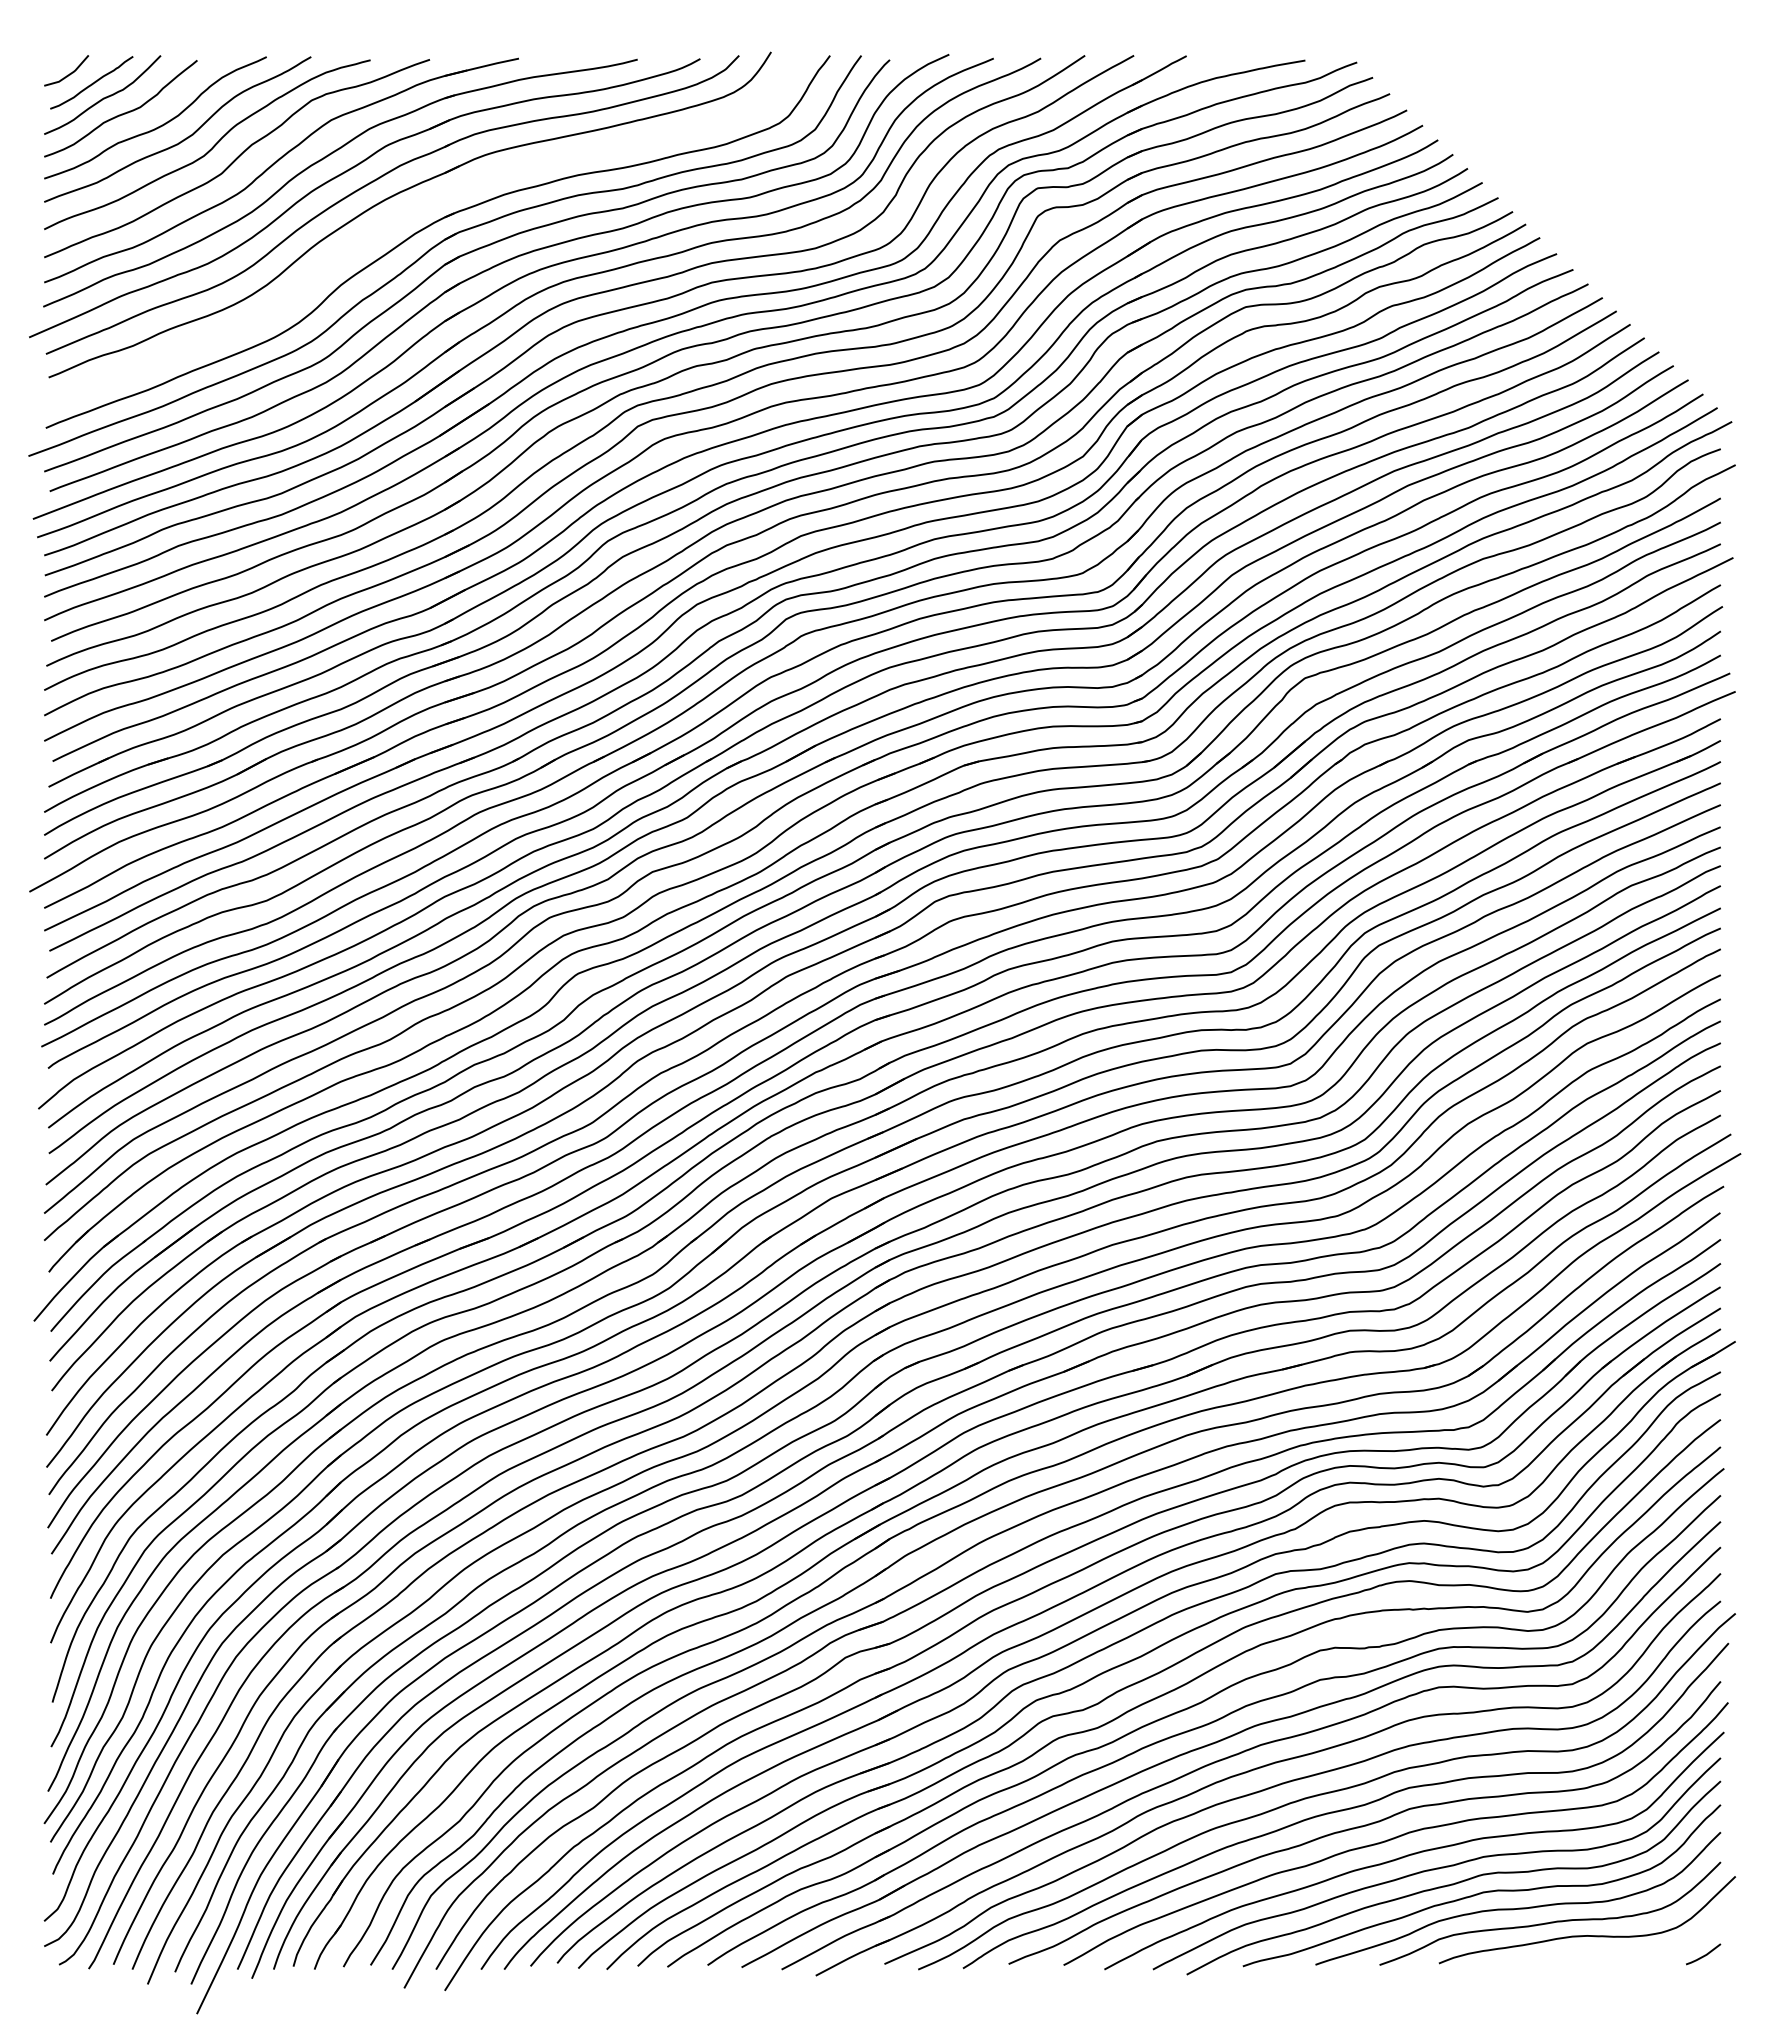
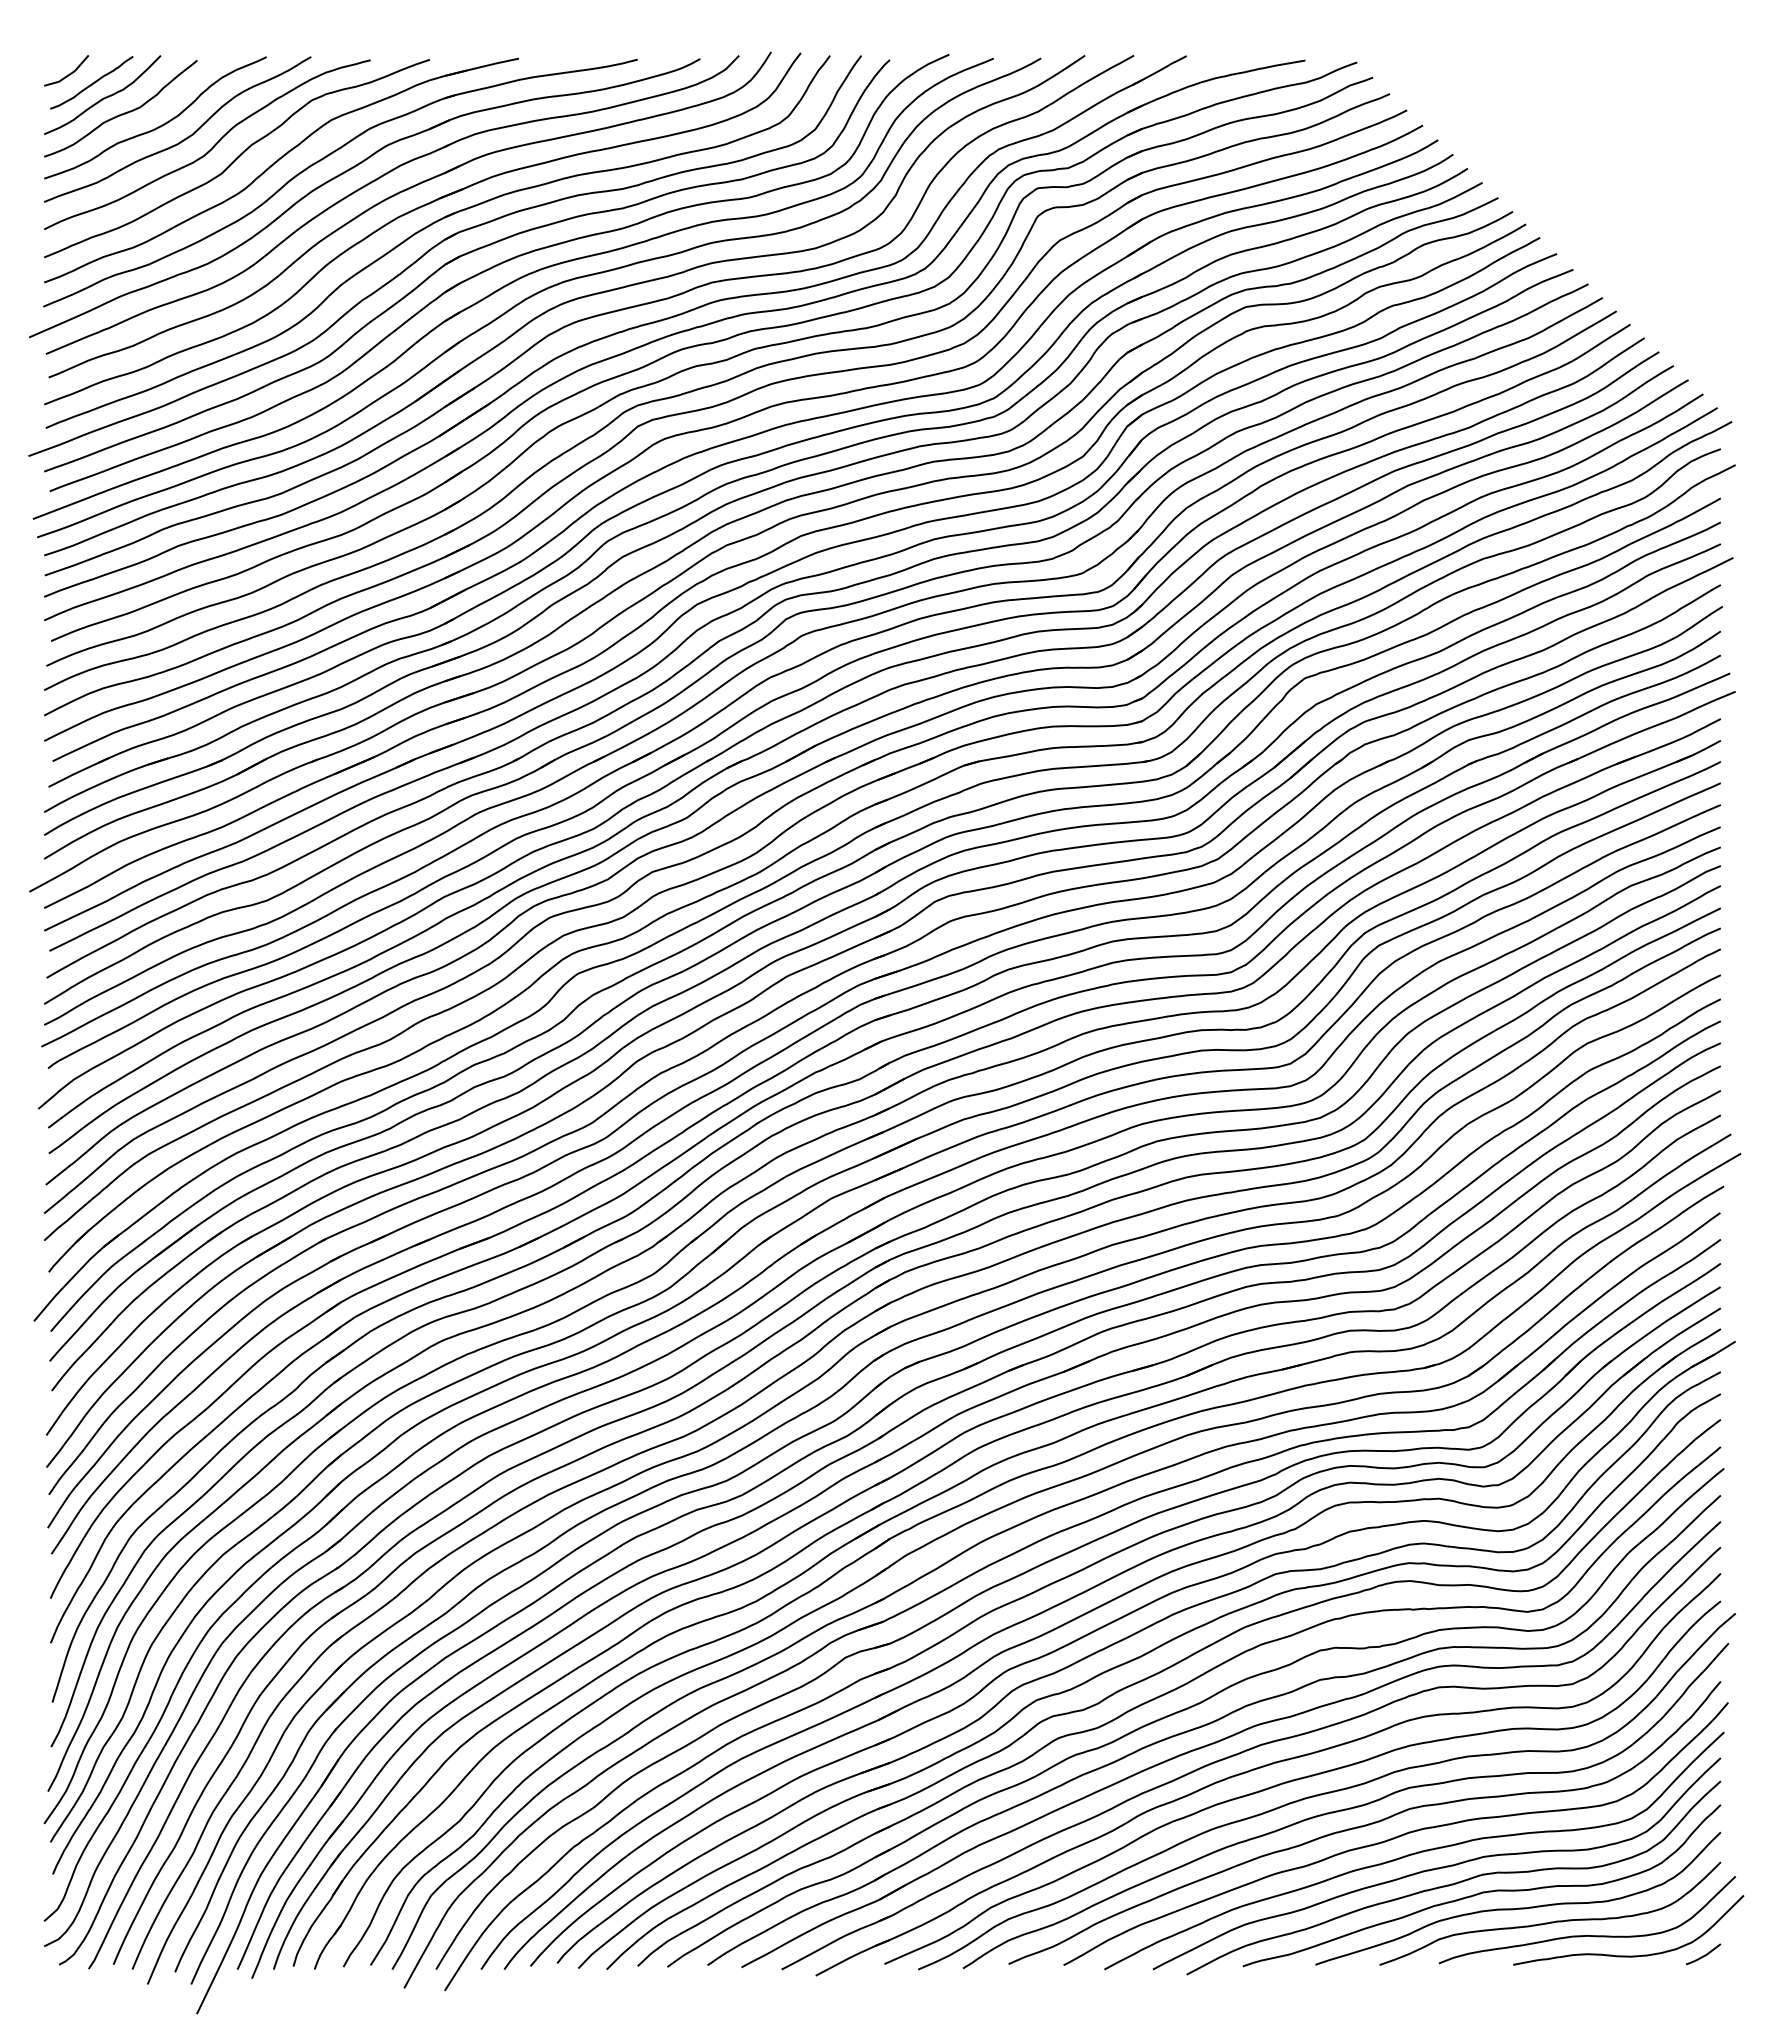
part: none -> present (413, 211)
curve: none -> present (1628, 1955)
